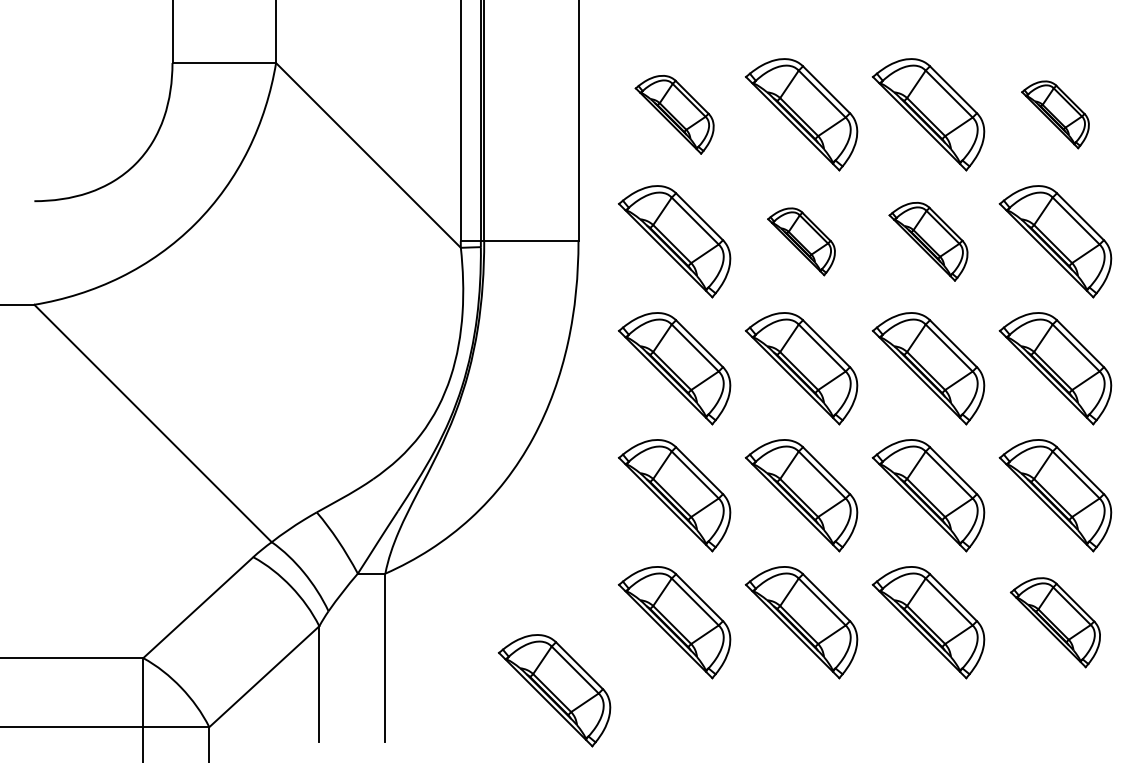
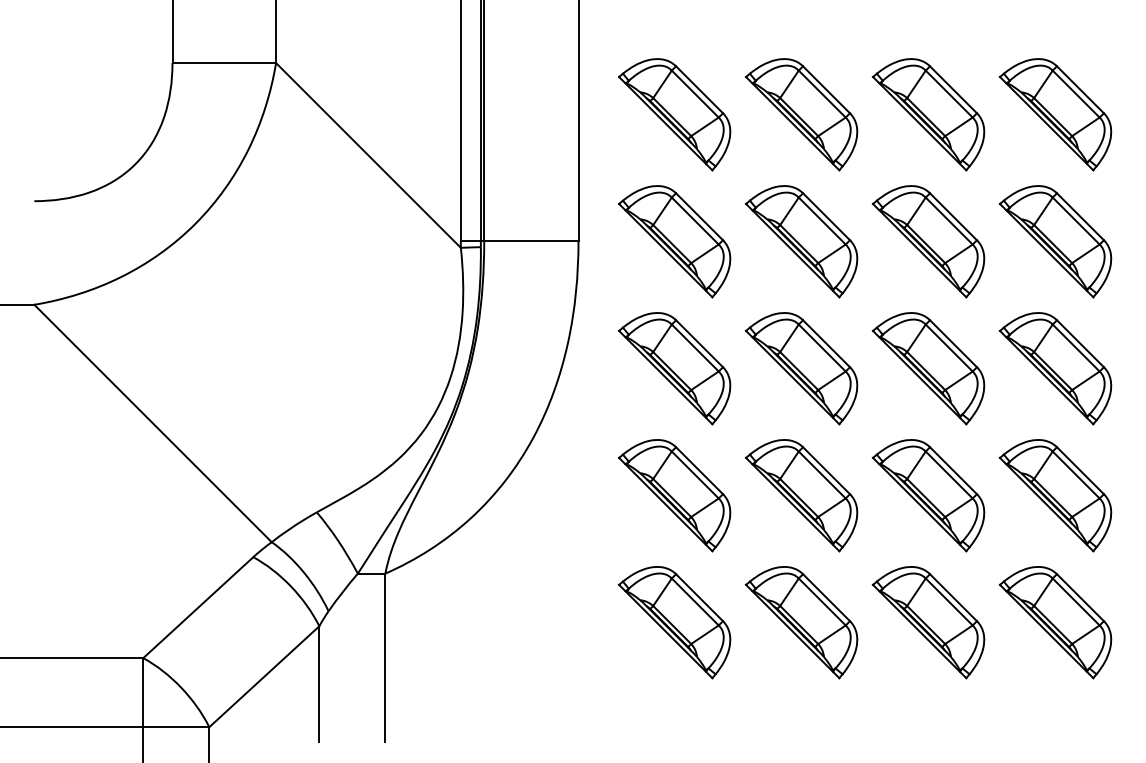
part size: 81x80 px -> 114x114 px (674, 114)
part size: 69x70 px -> 115x114 px (1055, 114)
part size: 69x70 px -> 115x114 px (801, 241)
part size: 81x80 px -> 115x114 px (928, 241)
part size: 92x92 px -> 115x114 px (1055, 622)
part: present -> none (554, 690)
